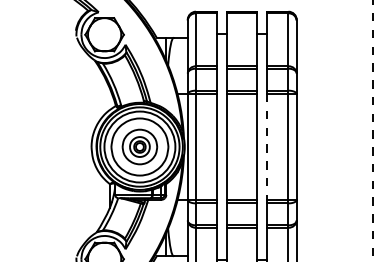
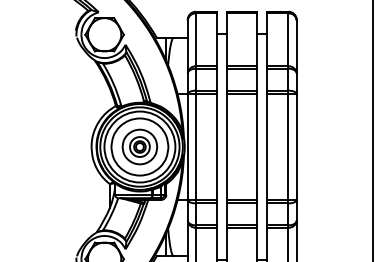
line: dashed -> solid (372, 130)
line: dashed -> solid (266, 147)
